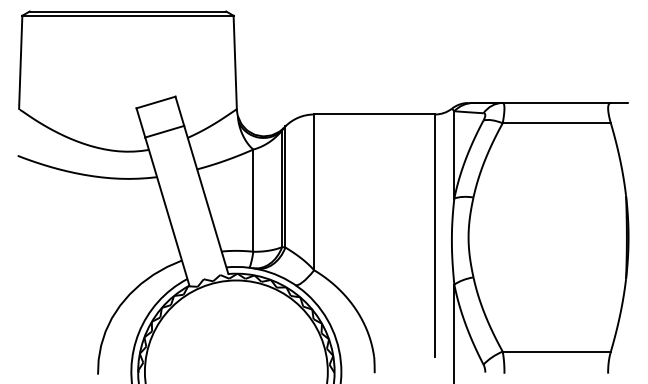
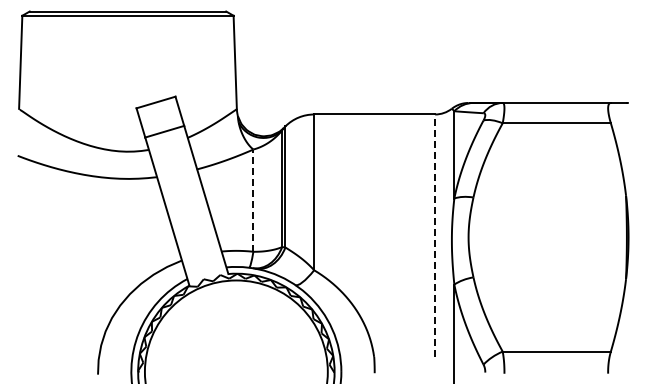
line: solid -> dashed (253, 200)
line: solid -> dashed (435, 235)
